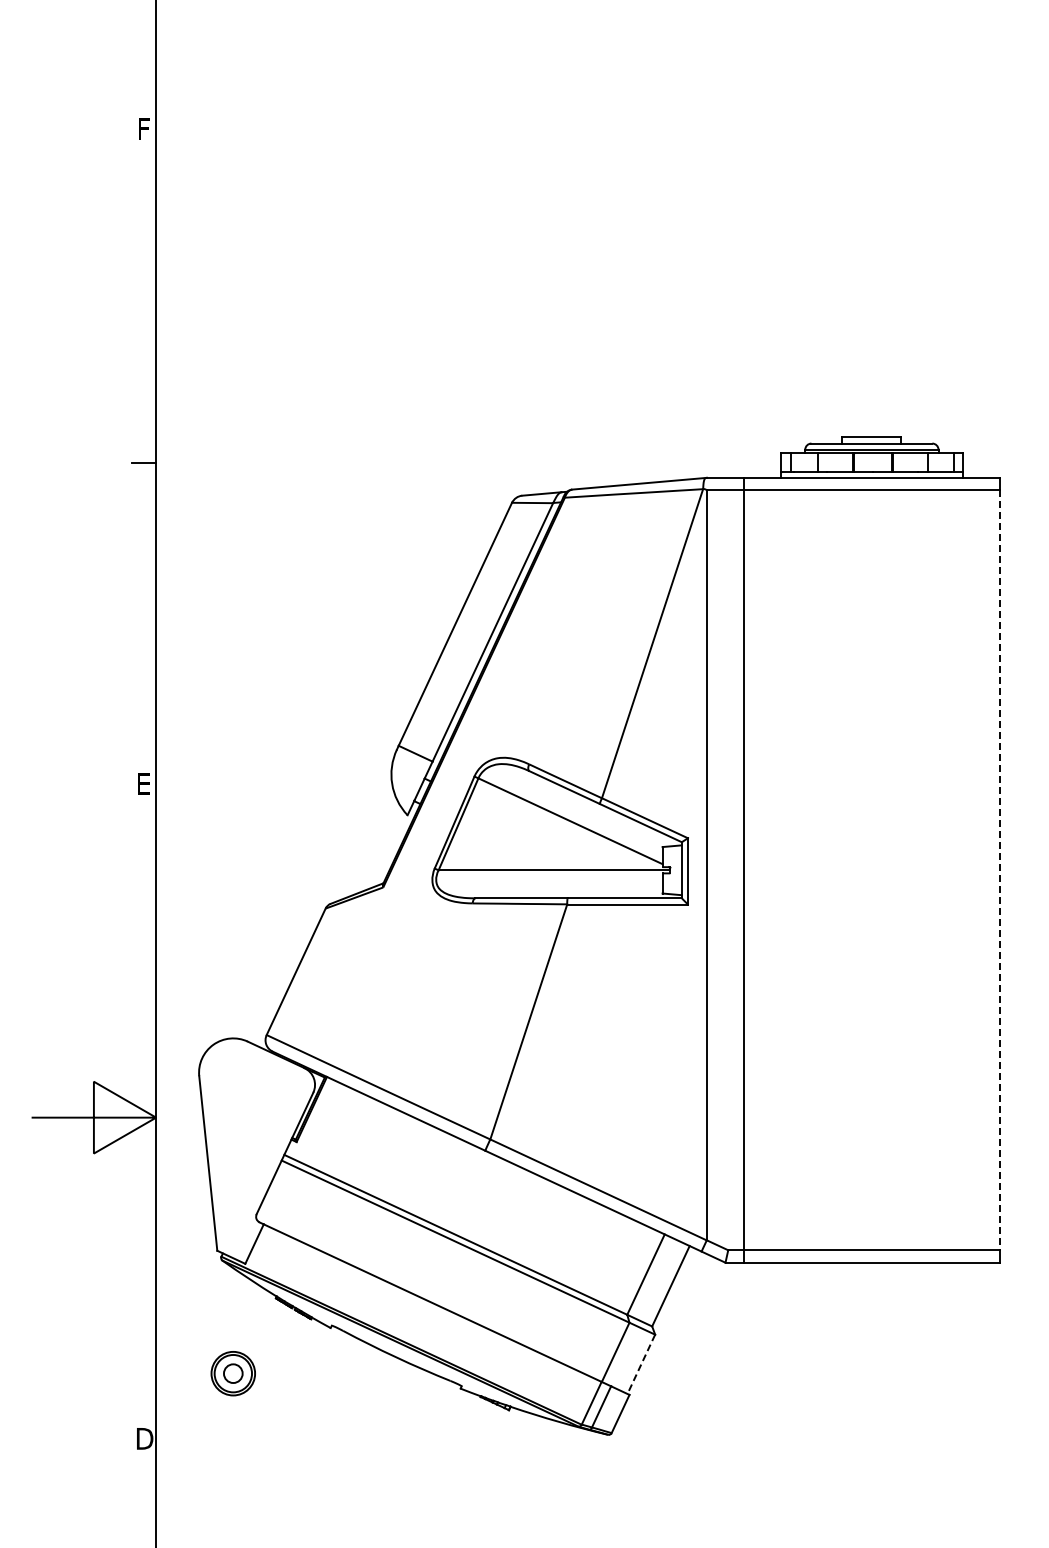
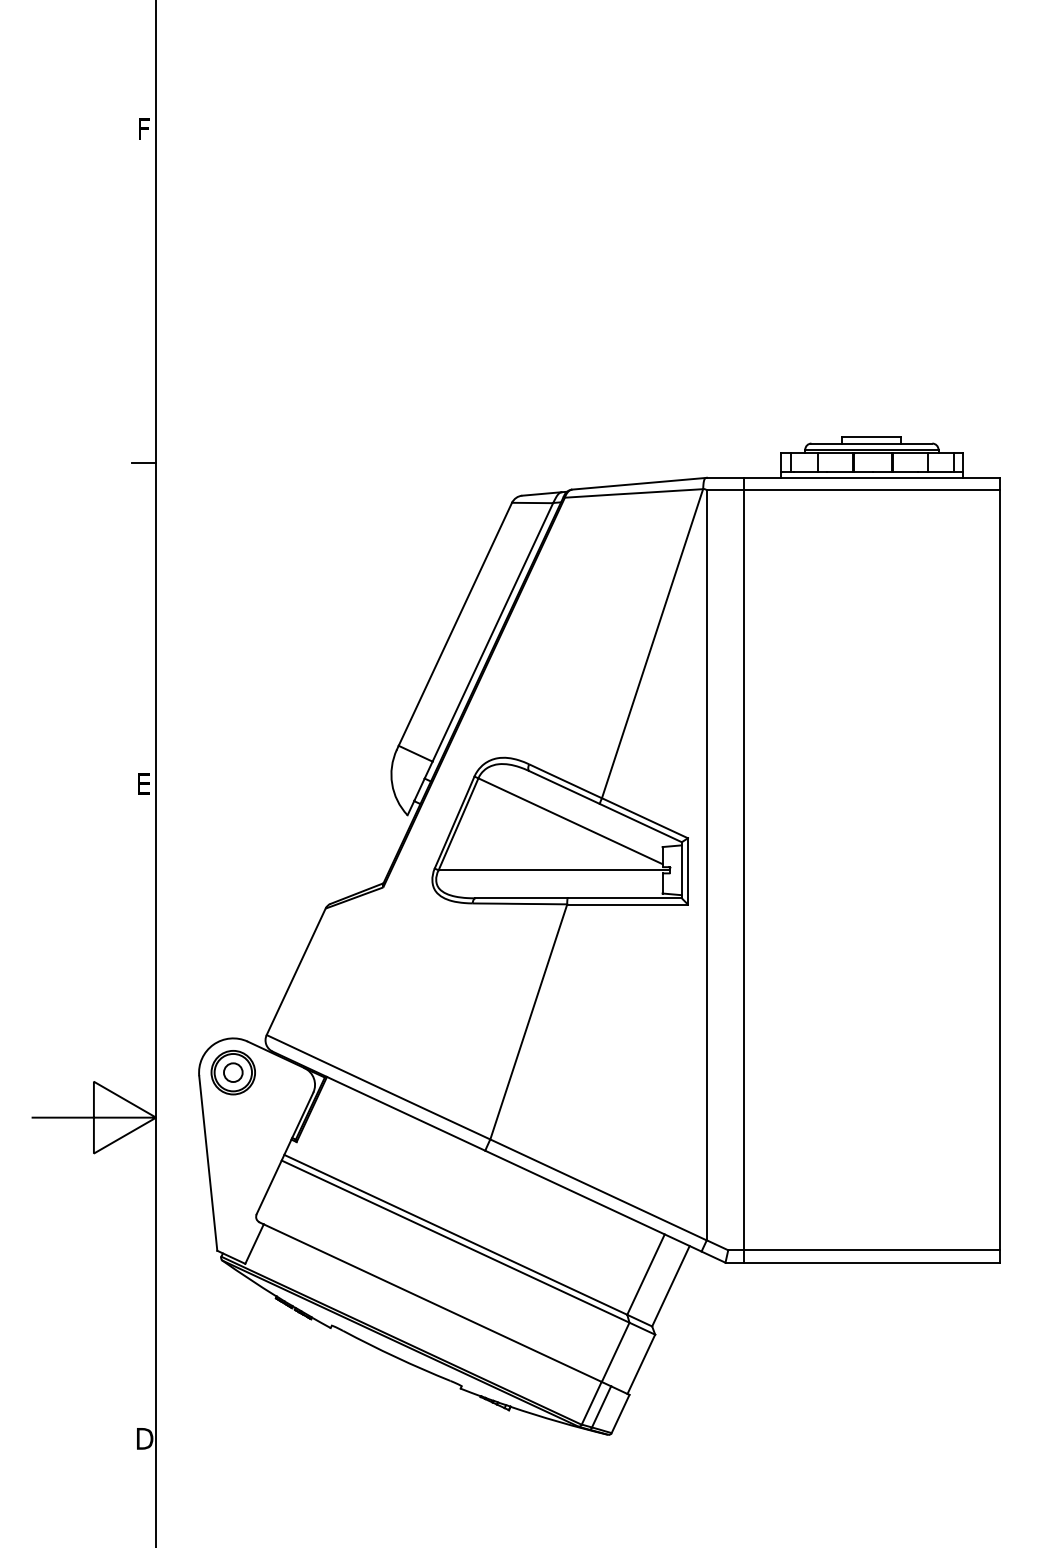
line: dashed -> solid (999, 870)
line: dashed -> solid (641, 1364)
part position: (232, 1373) -> (232, 1072) (232, 1072)
